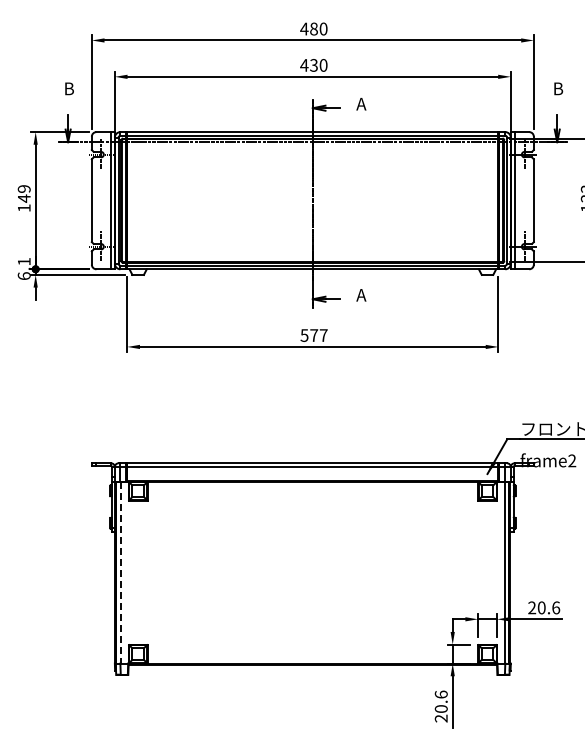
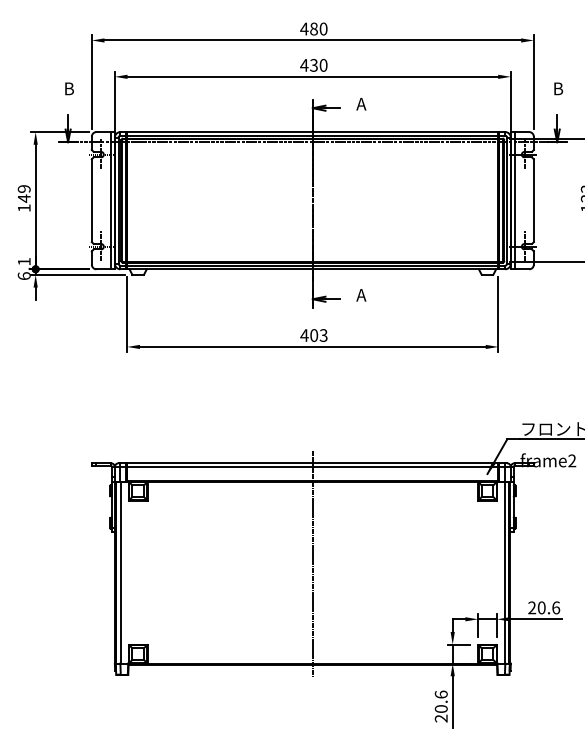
text: 577 -> 403 (313, 335)
line: none -> present (312, 563)
line: dashed -> solid (120, 572)
